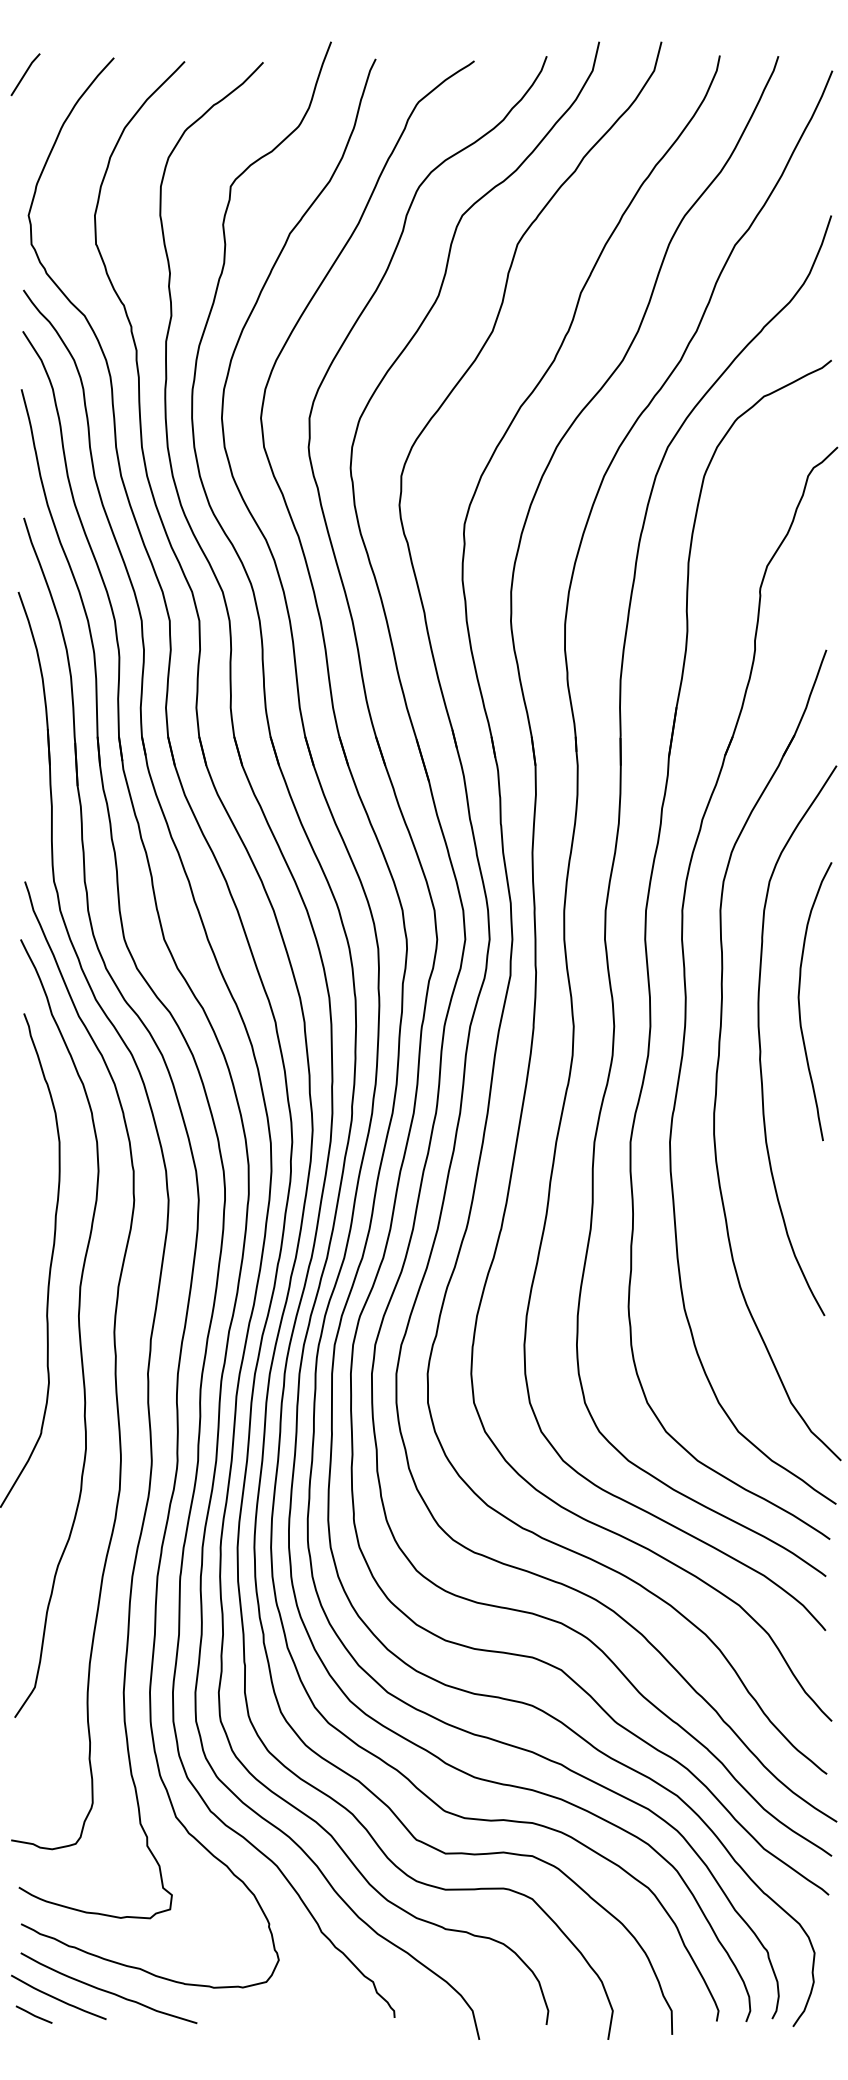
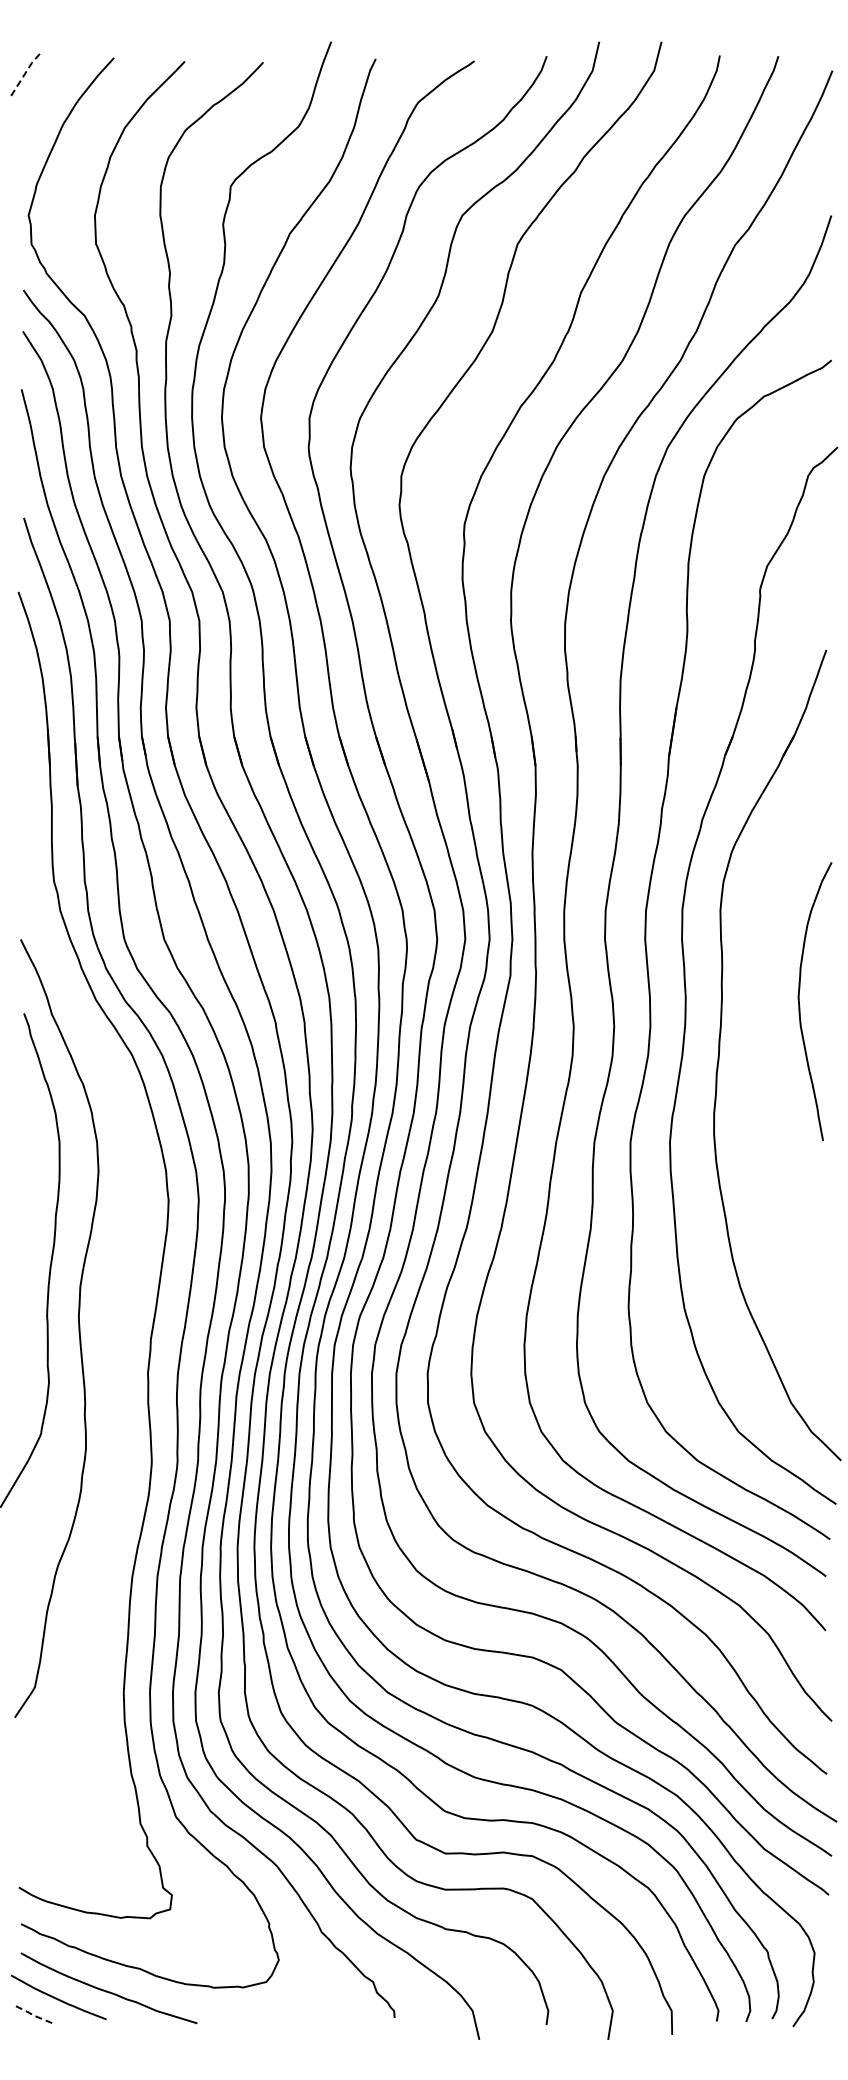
line: solid -> dashed (25, 73)
curve: present -> none (761, 1048)
curve: present -> none (114, 1365)
line: solid -> dashed (34, 2015)
